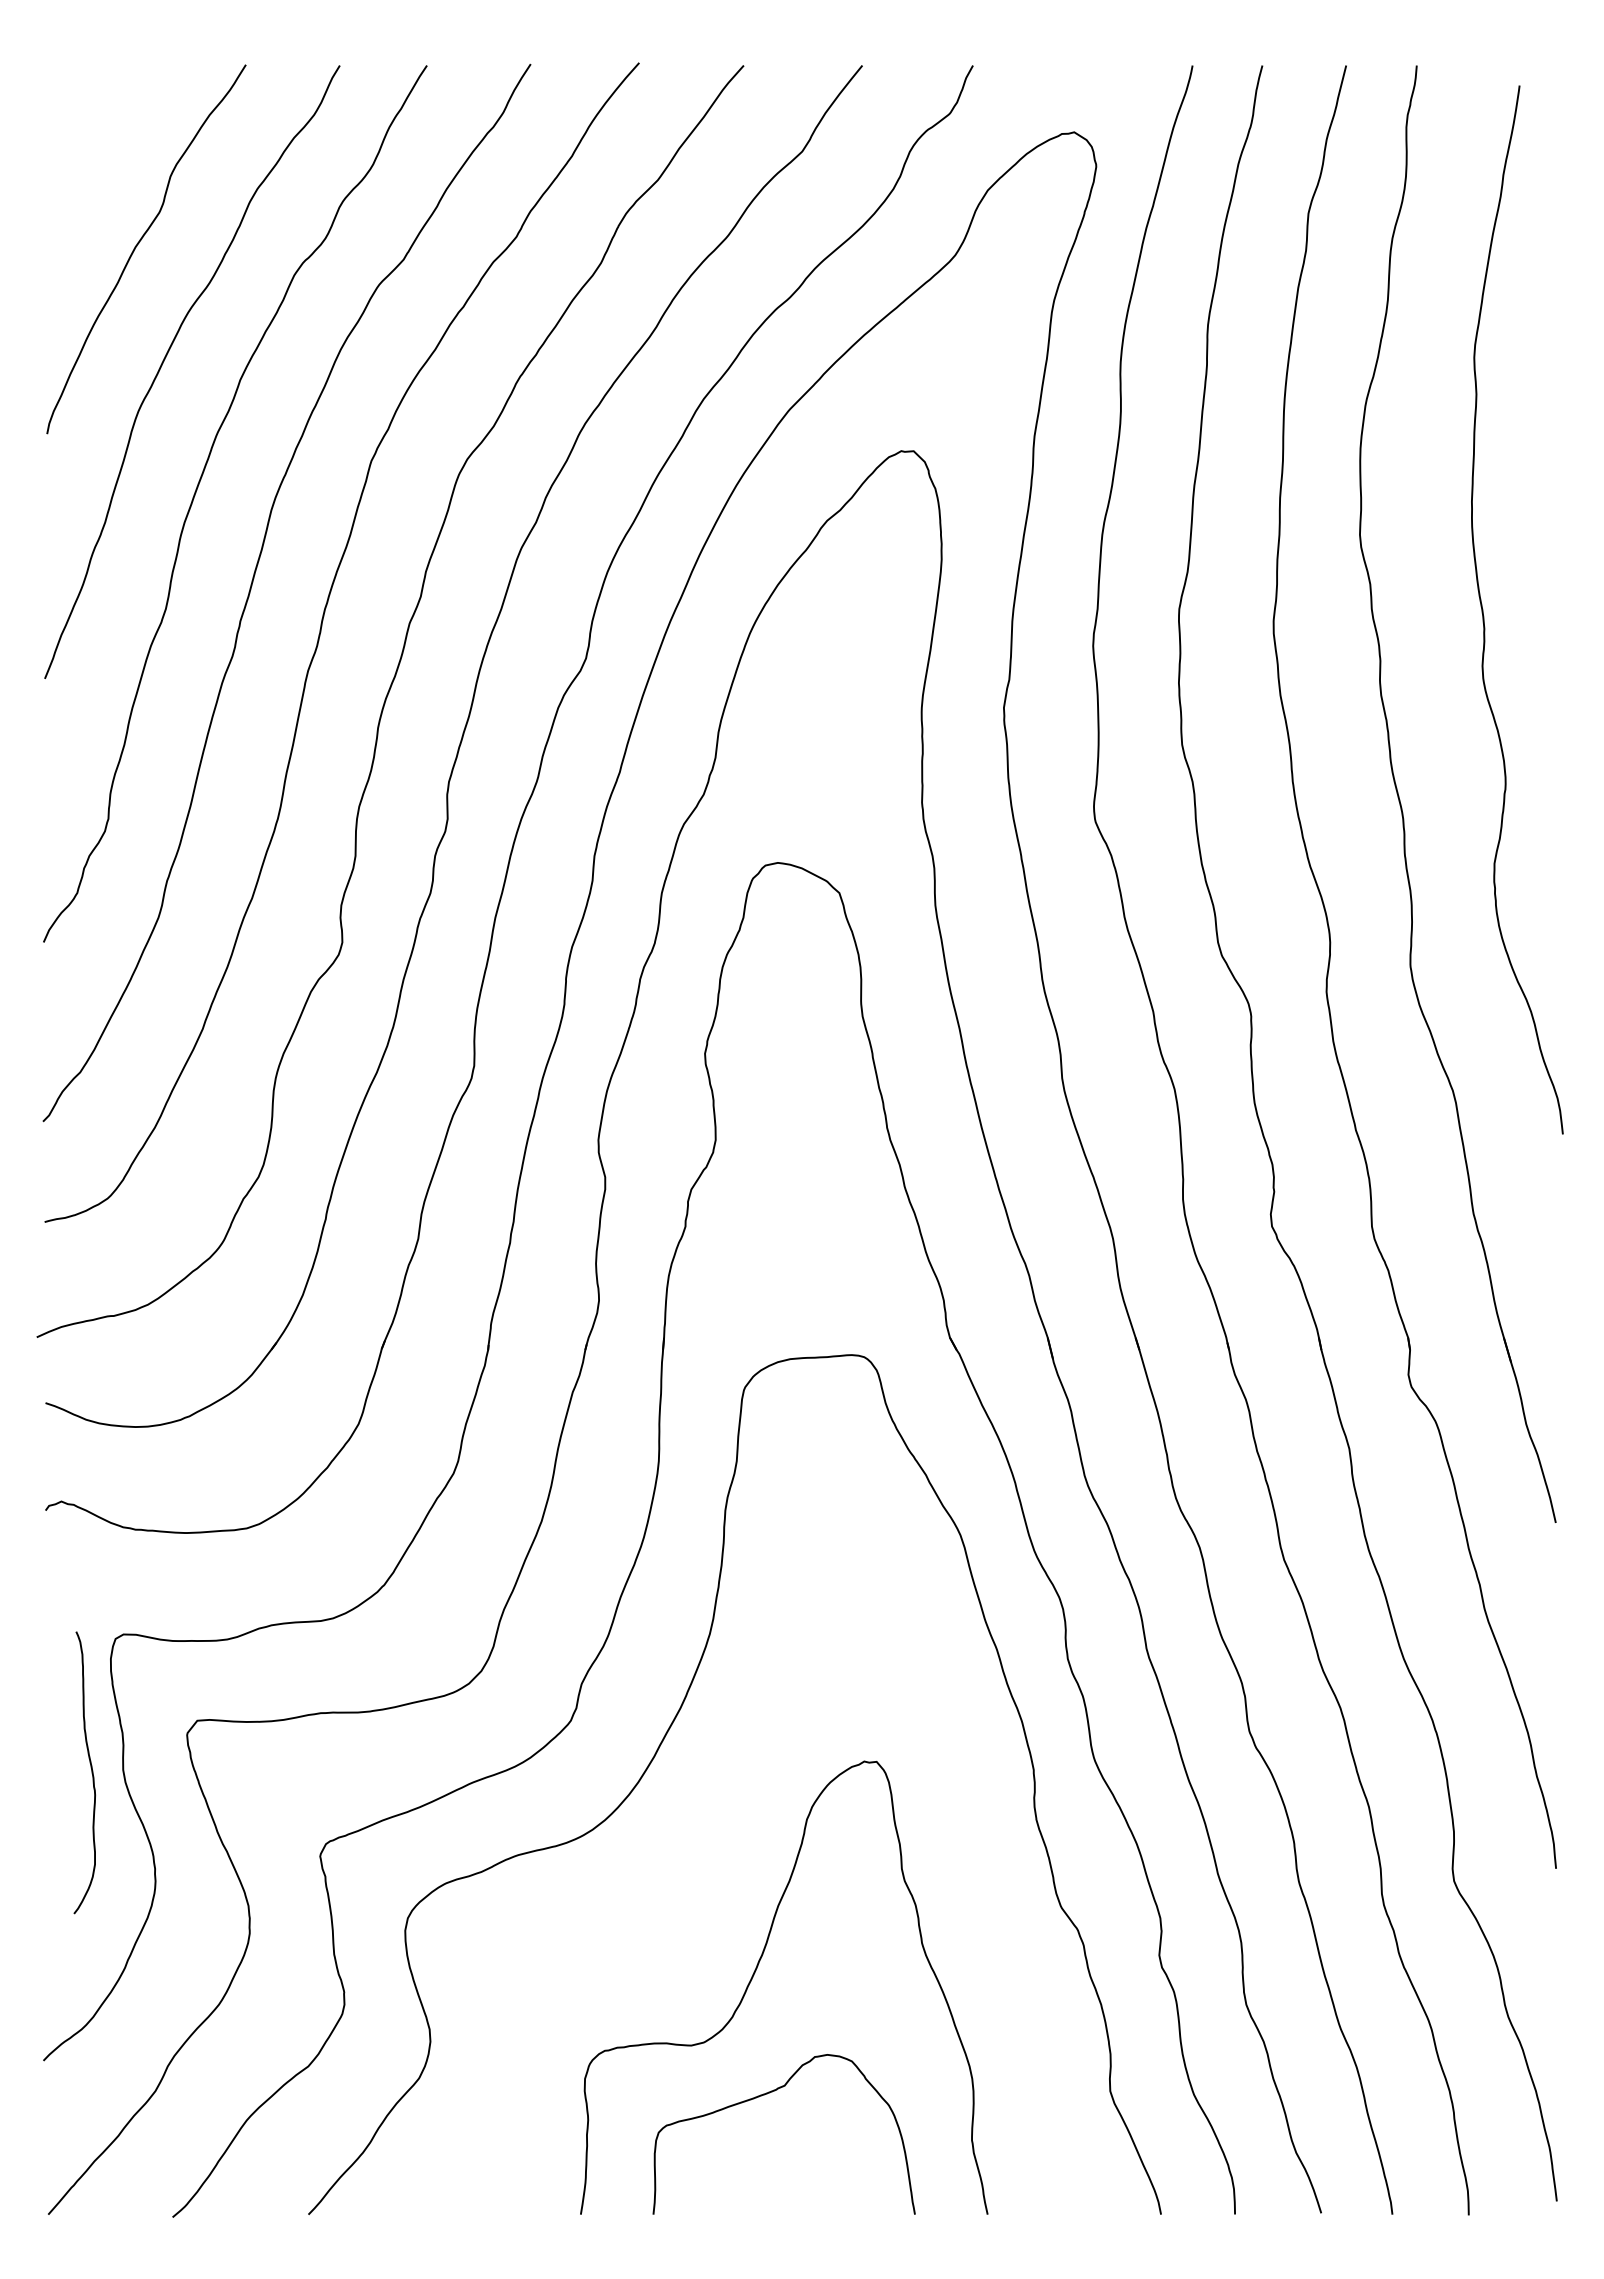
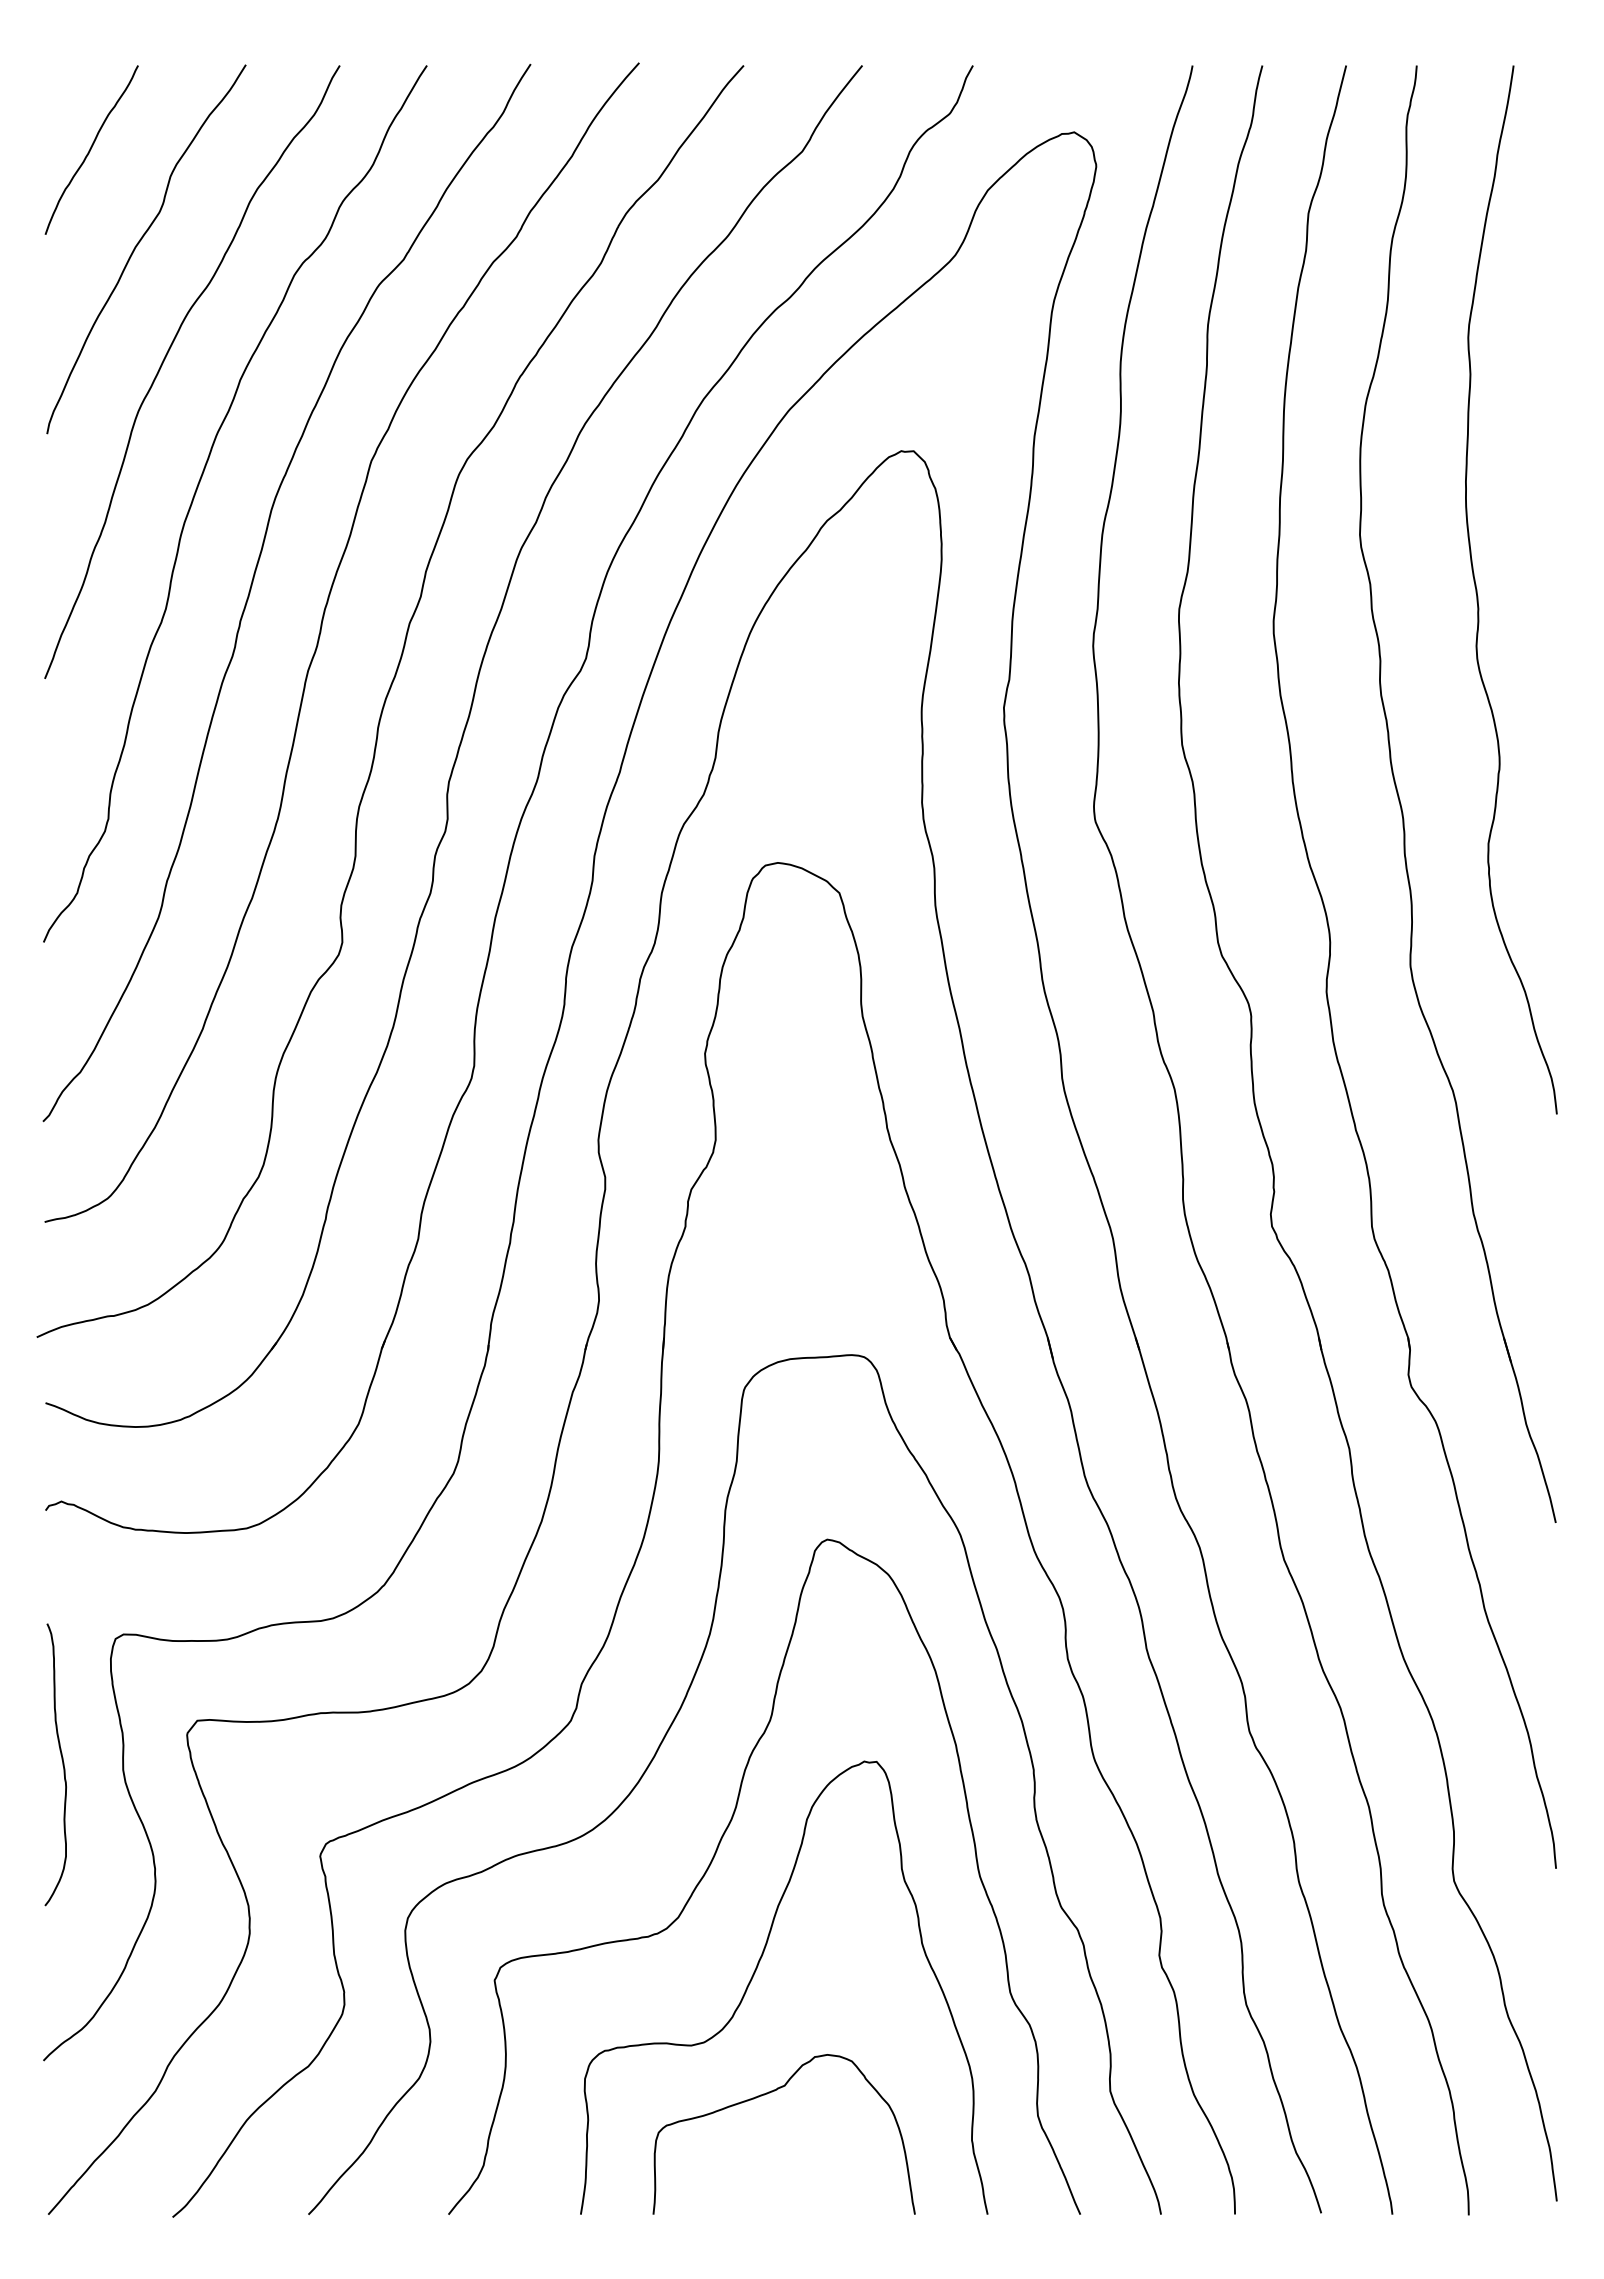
curve: none -> present (91, 149)
curve position: (1484, 616) -> (1478, 596) (1478, 596)
curve position: (91, 1772) -> (62, 1764) (62, 1764)
curve: none -> present (714, 1858)
